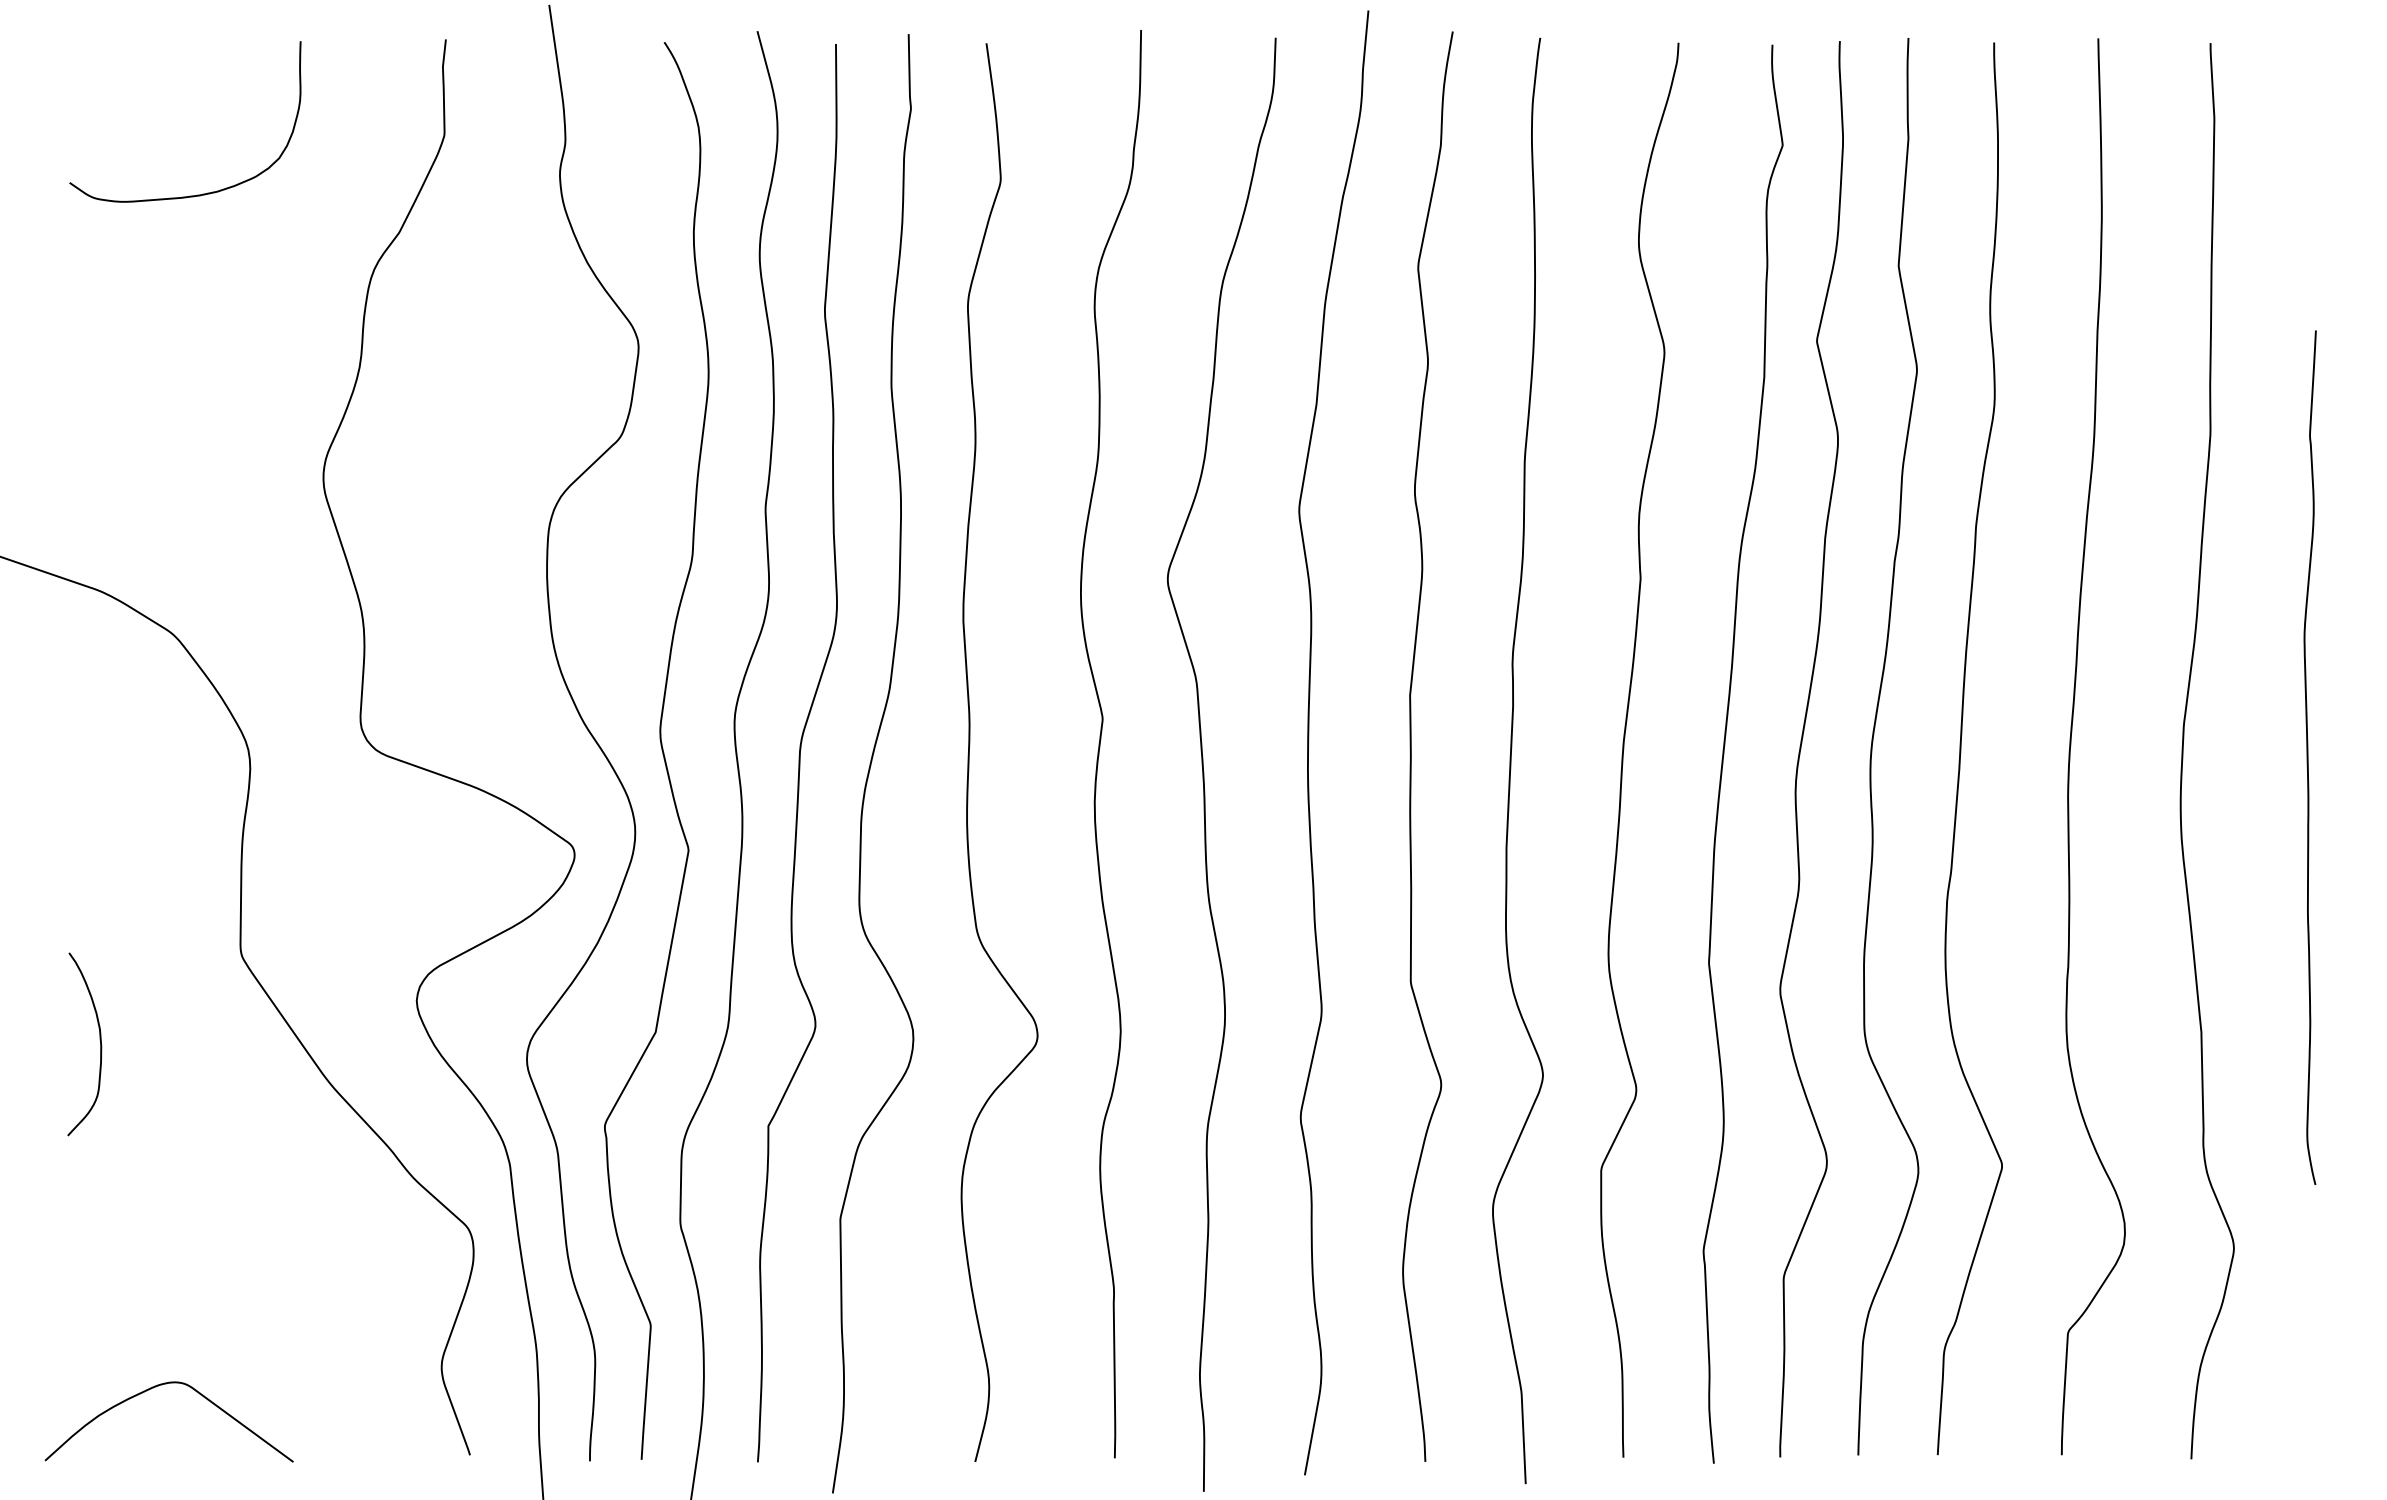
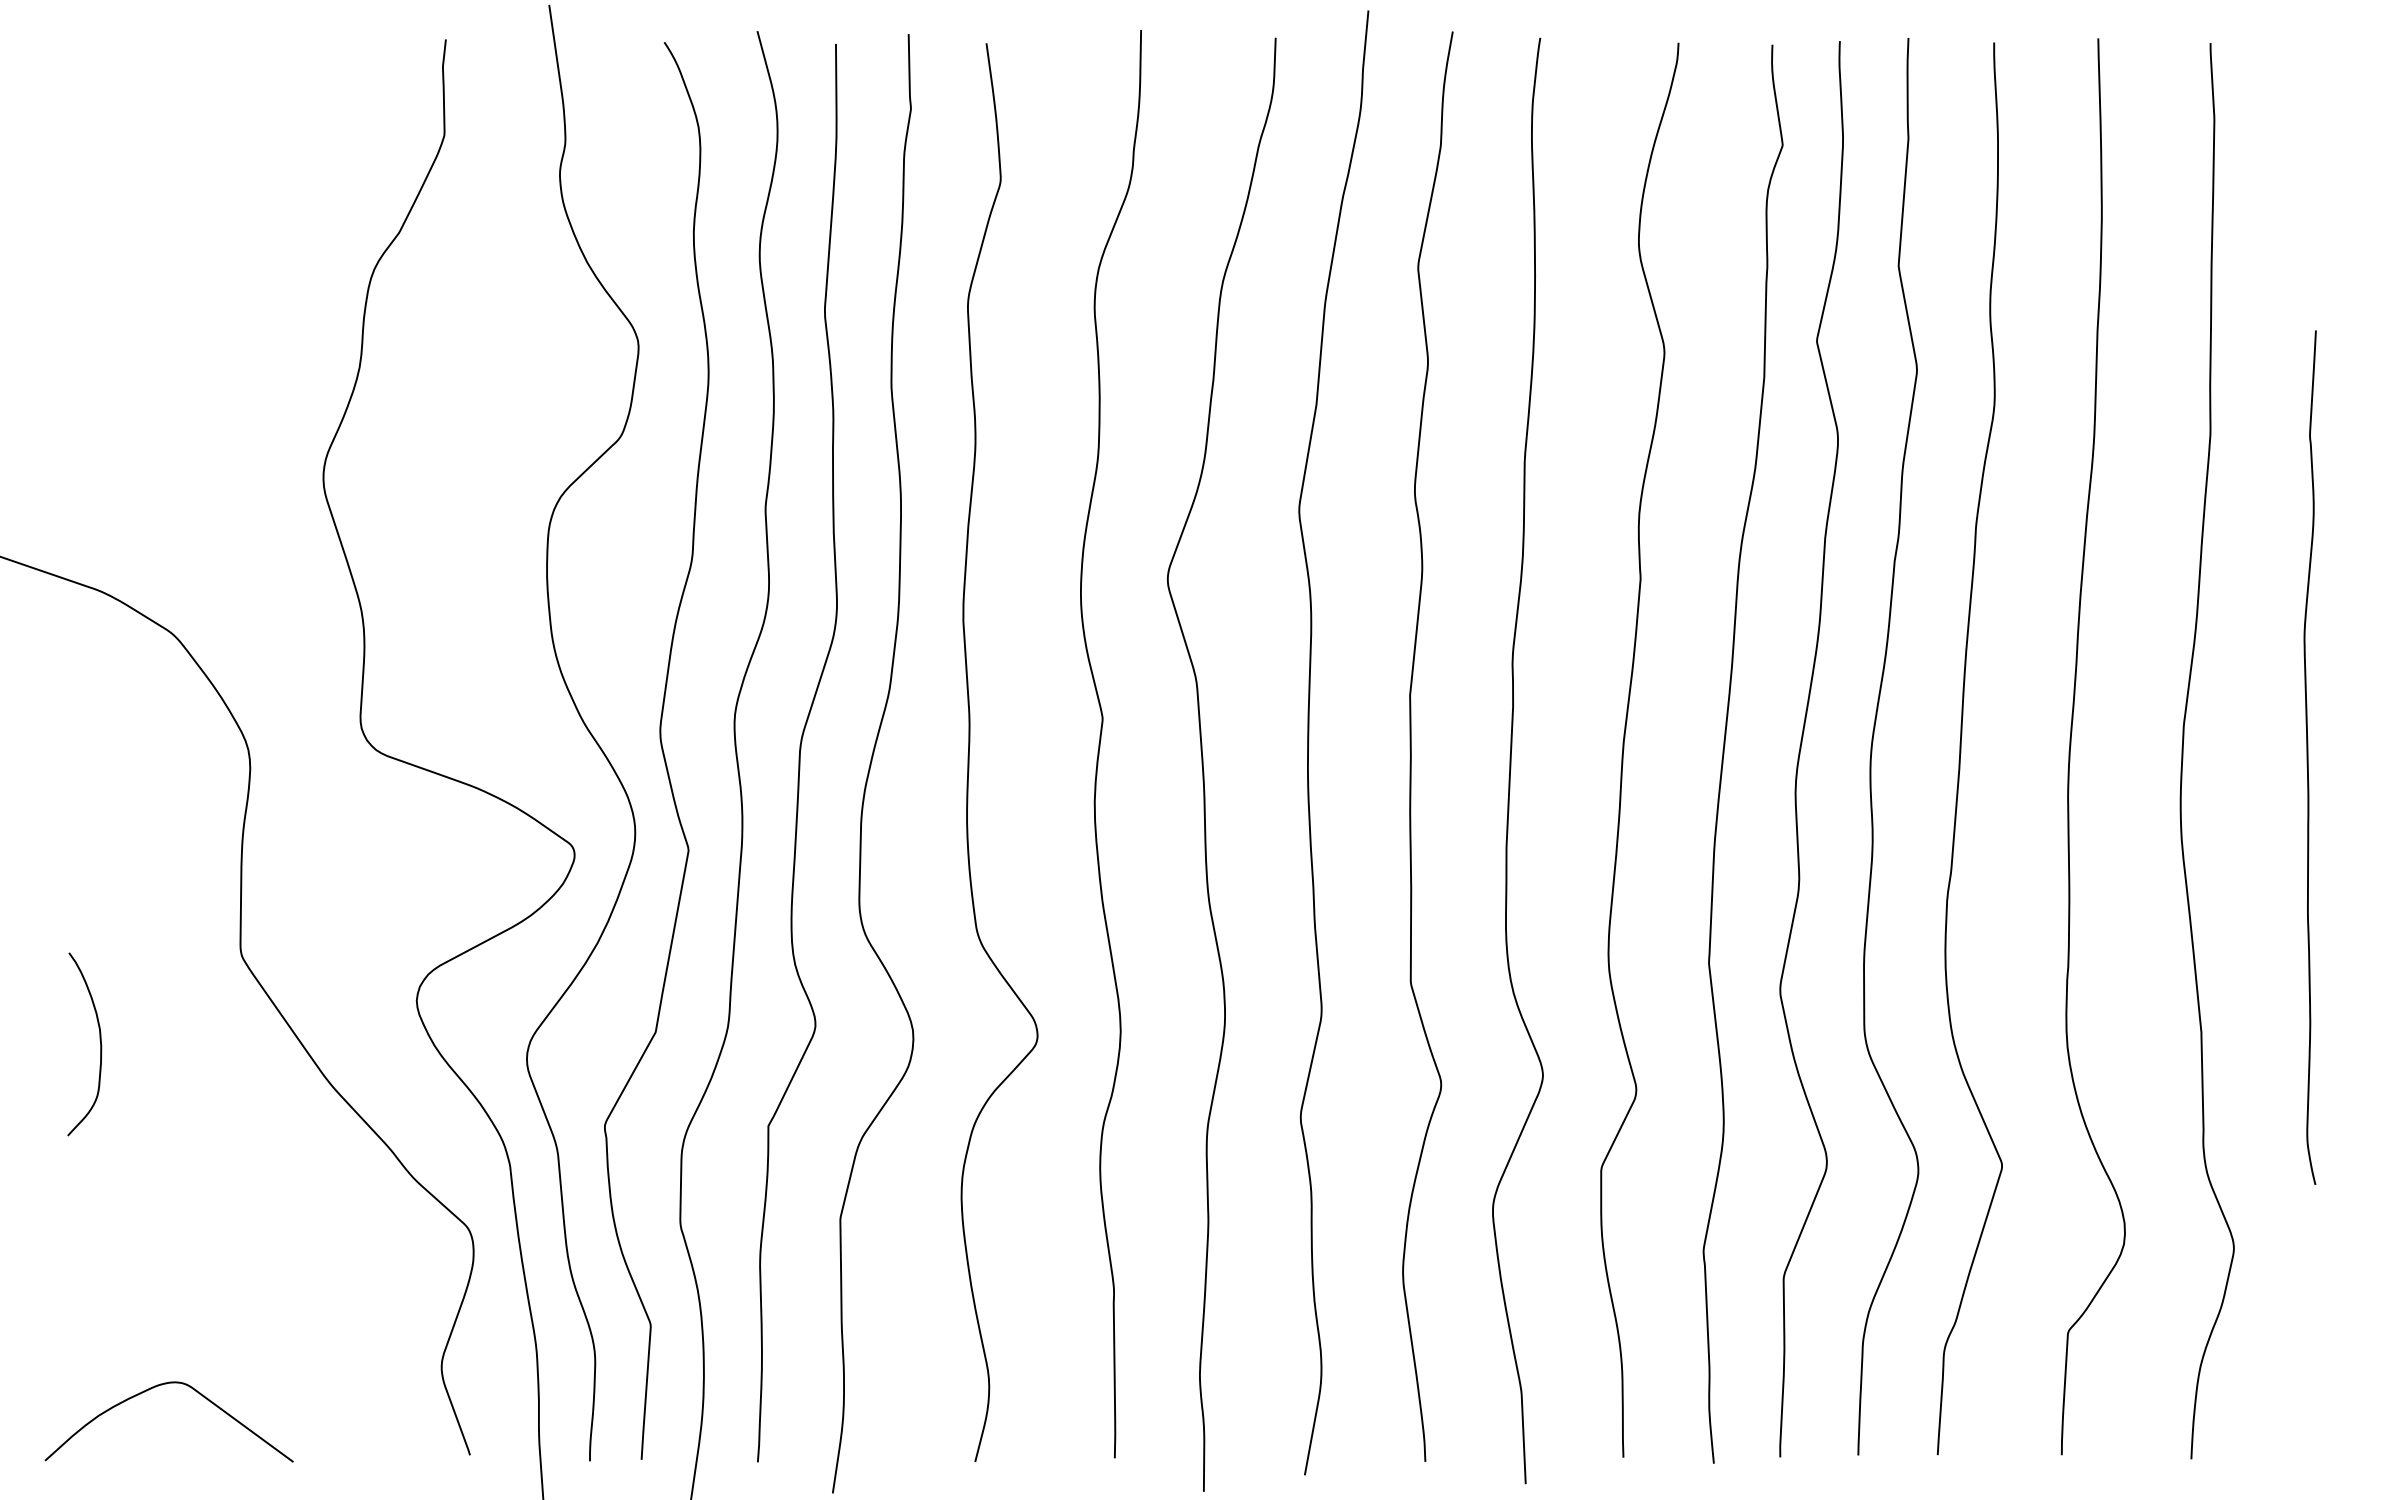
curve: present -> none (202, 193)
